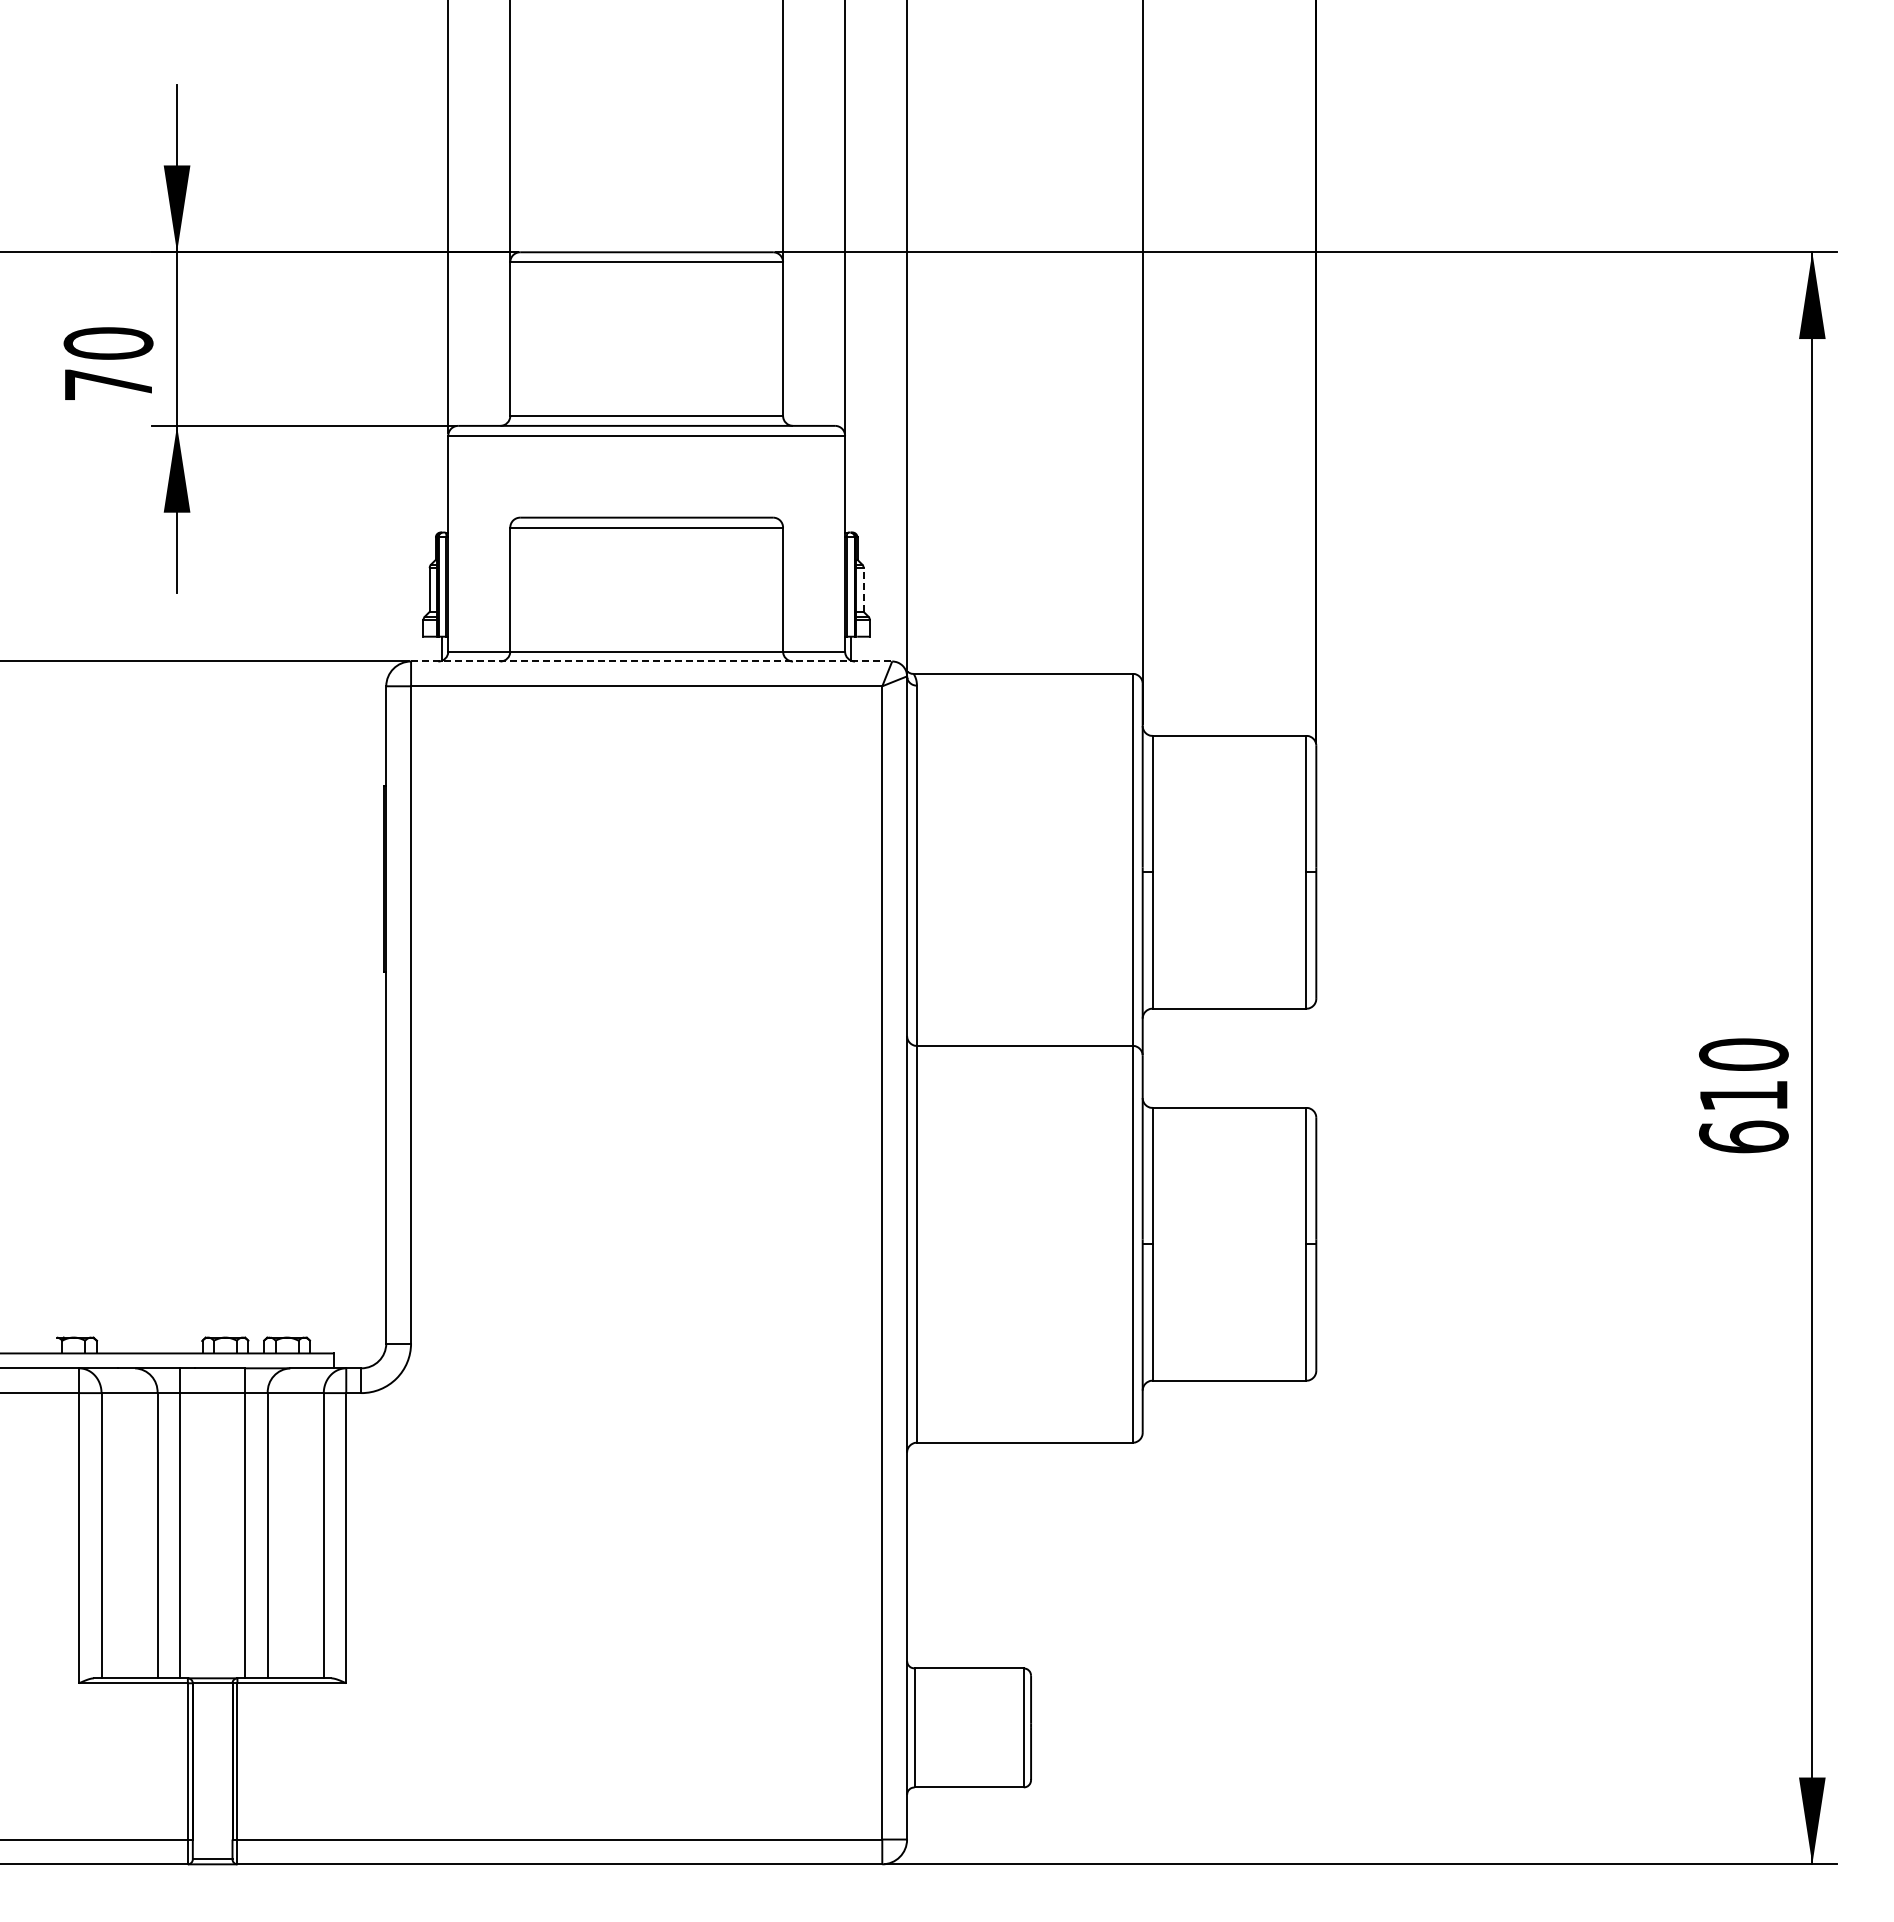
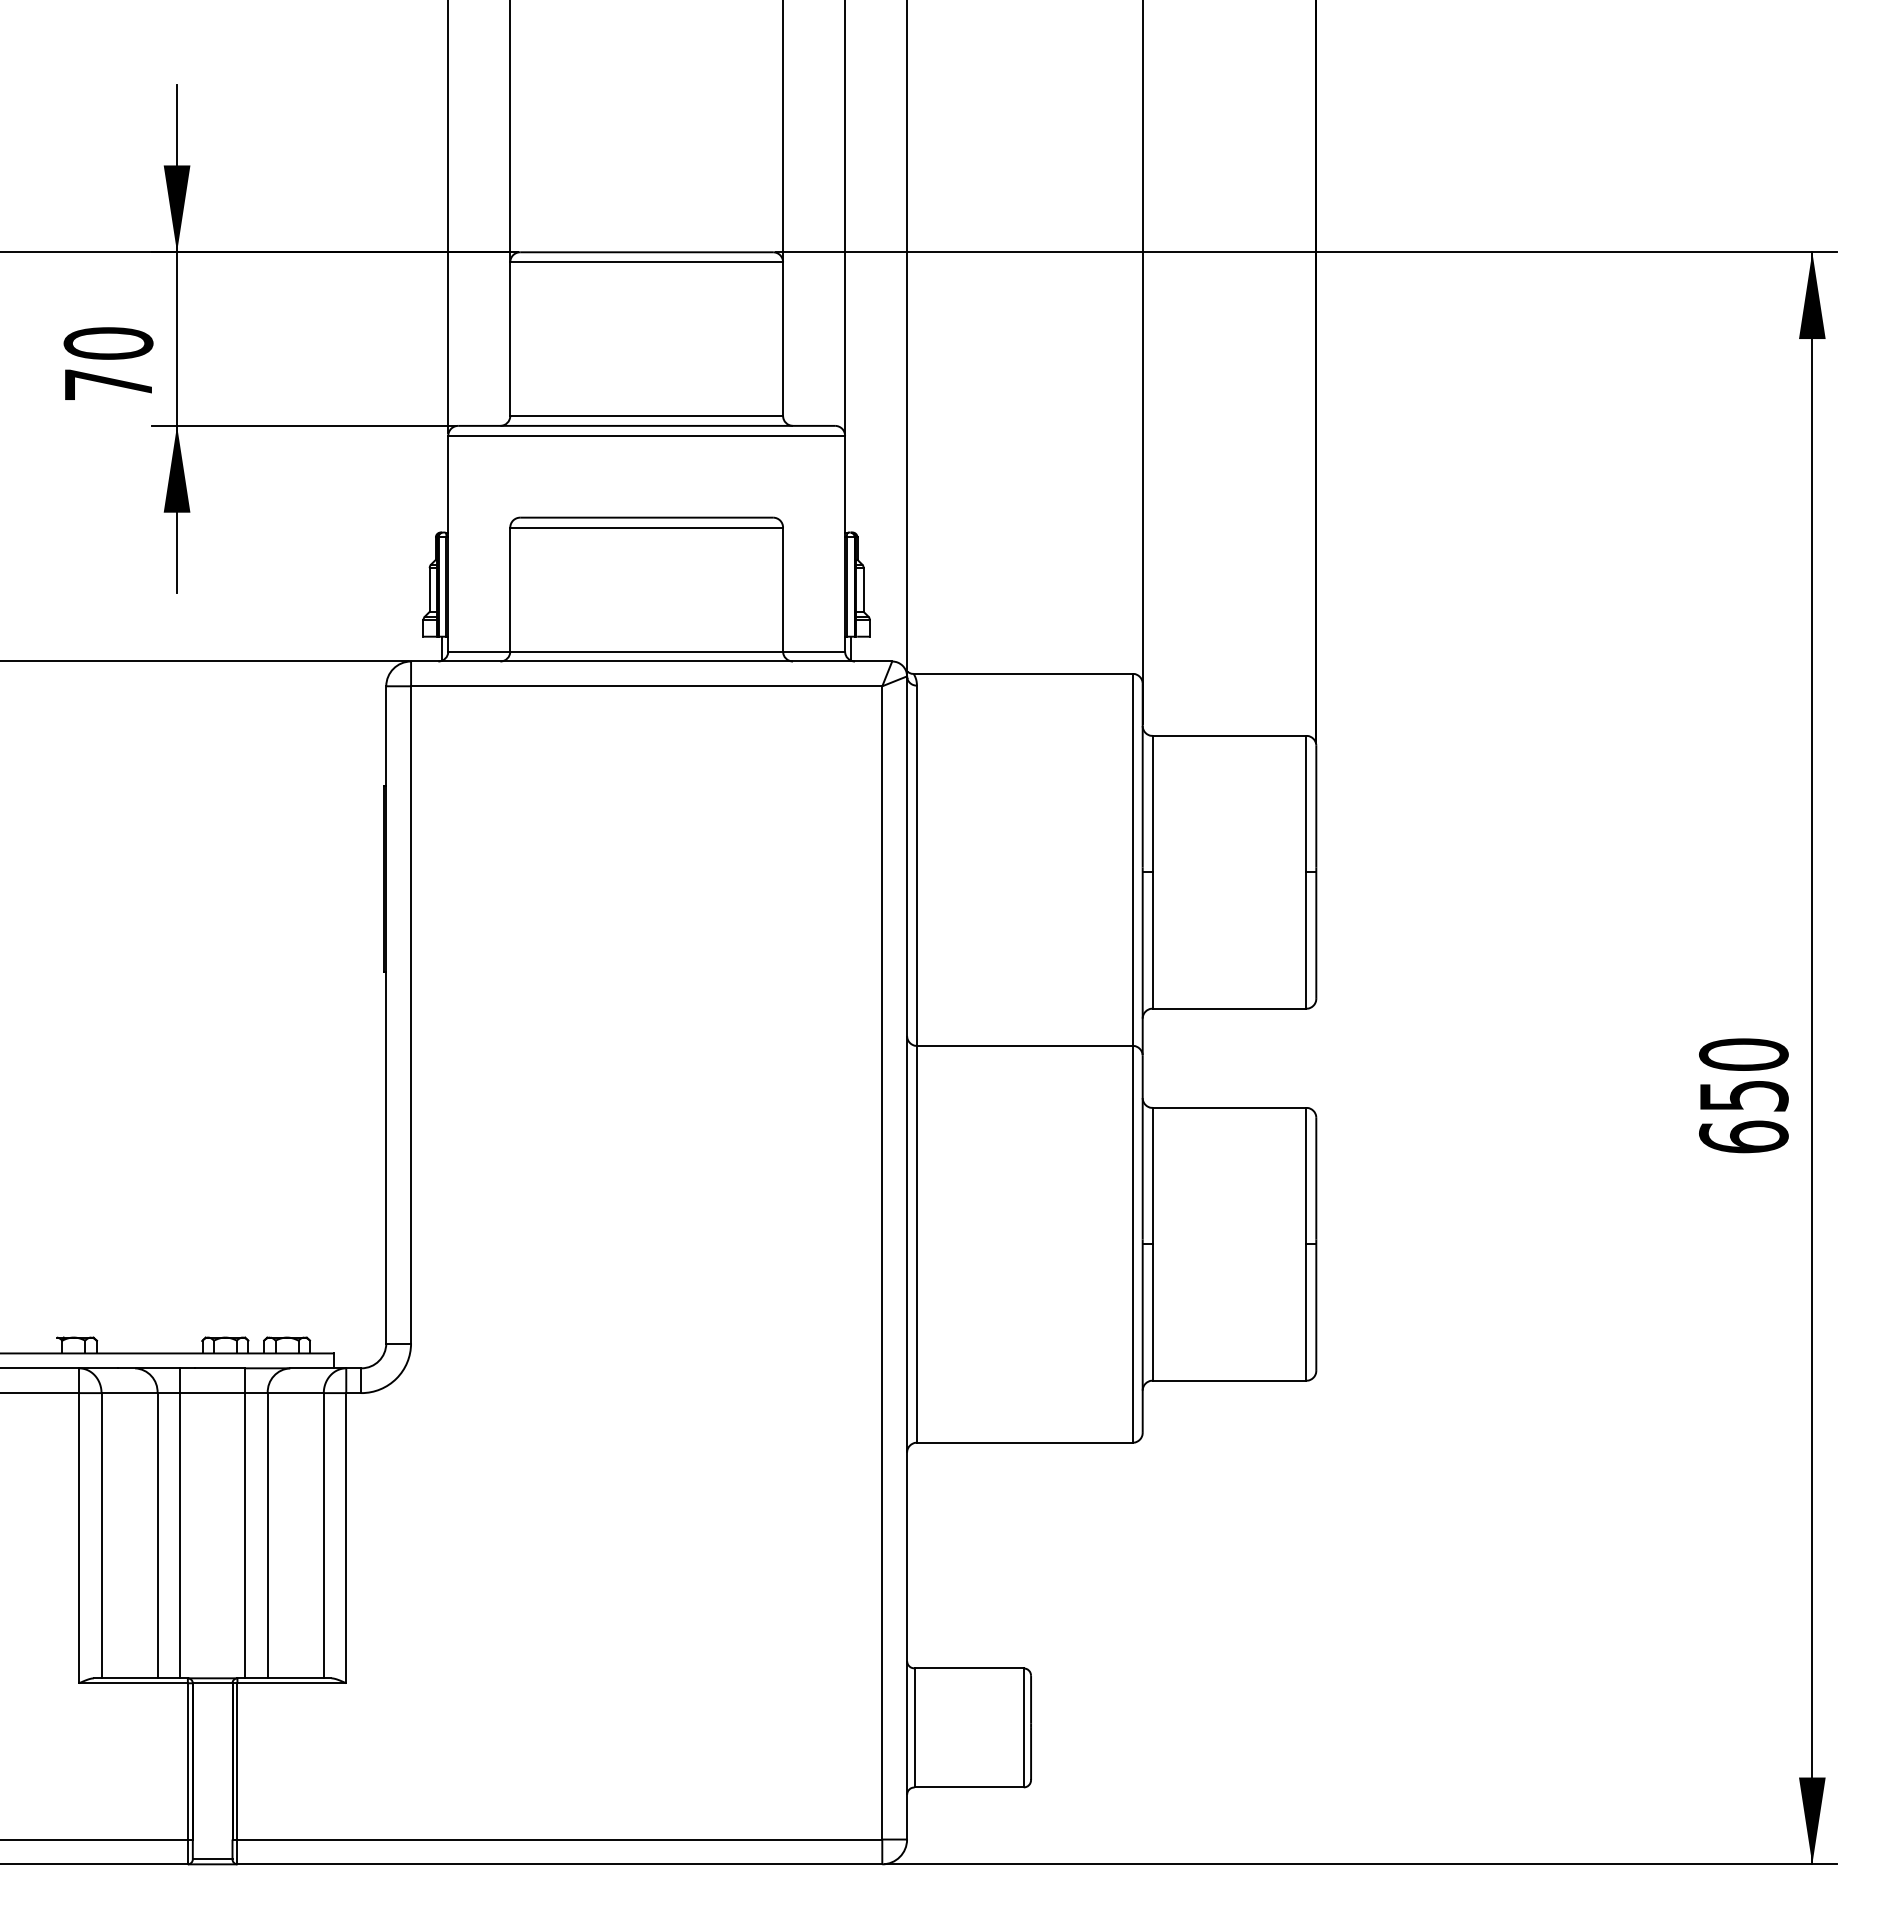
line: dashed -> solid (863, 589)
line: dashed -> solid (651, 661)
text: 610 -> 650 (1744, 1096)
